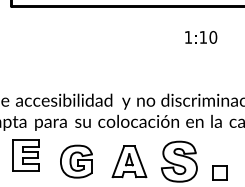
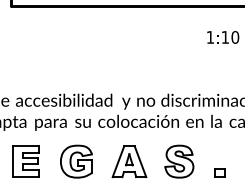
text position: (201, 37) -> (223, 37) (223, 37)
part position: (25, 155) -> (25, 161) (25, 161)
part size: 37x43 px -> 31x35 px (179, 161)
part size: 16x16 px -> 12x10 px (219, 172)
